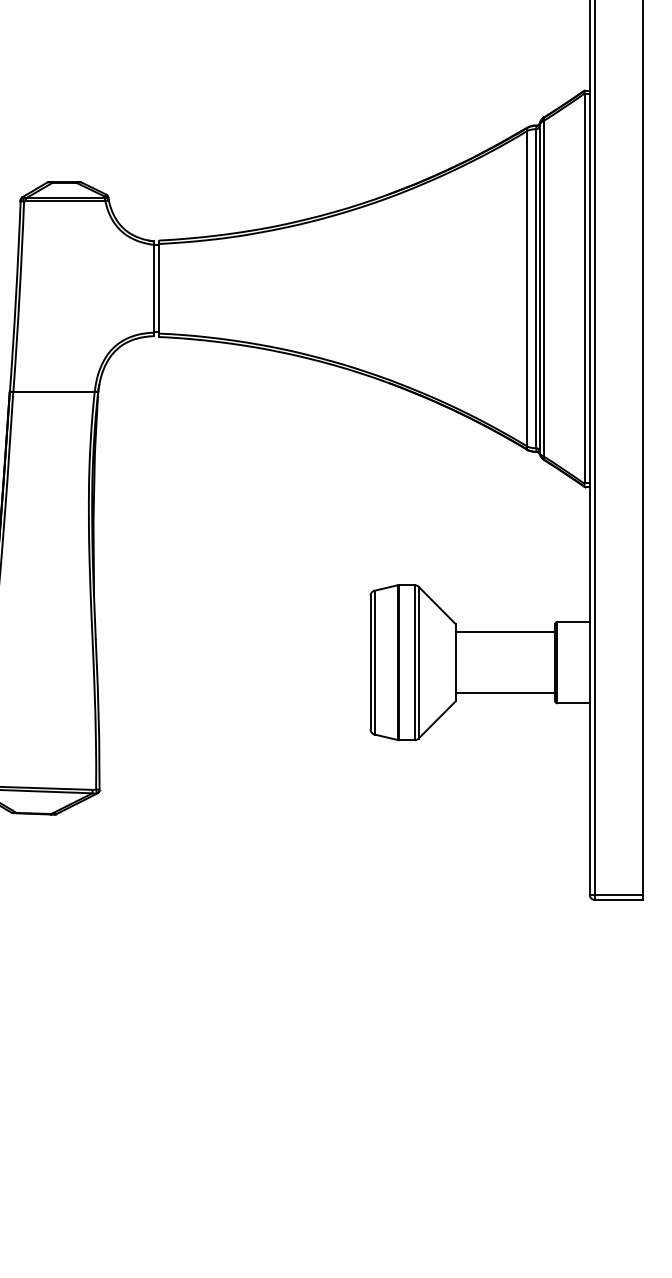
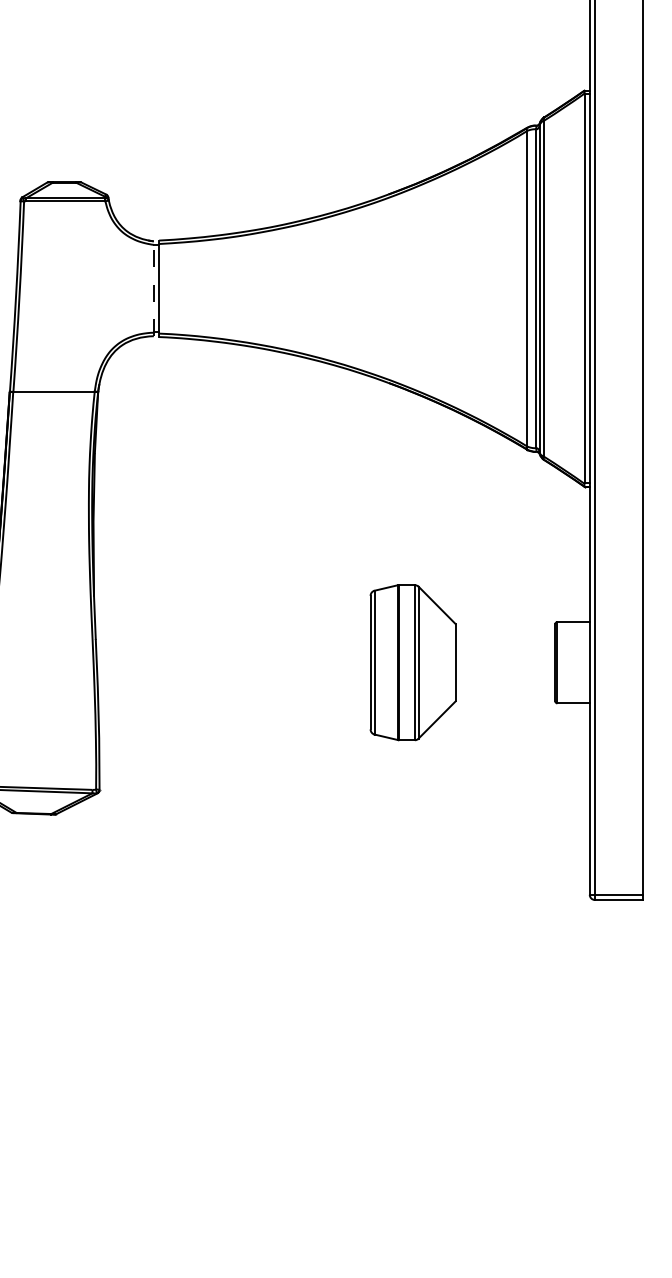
line: solid -> dashed (153, 288)
line: present -> none (505, 632)
line: present -> none (505, 693)
